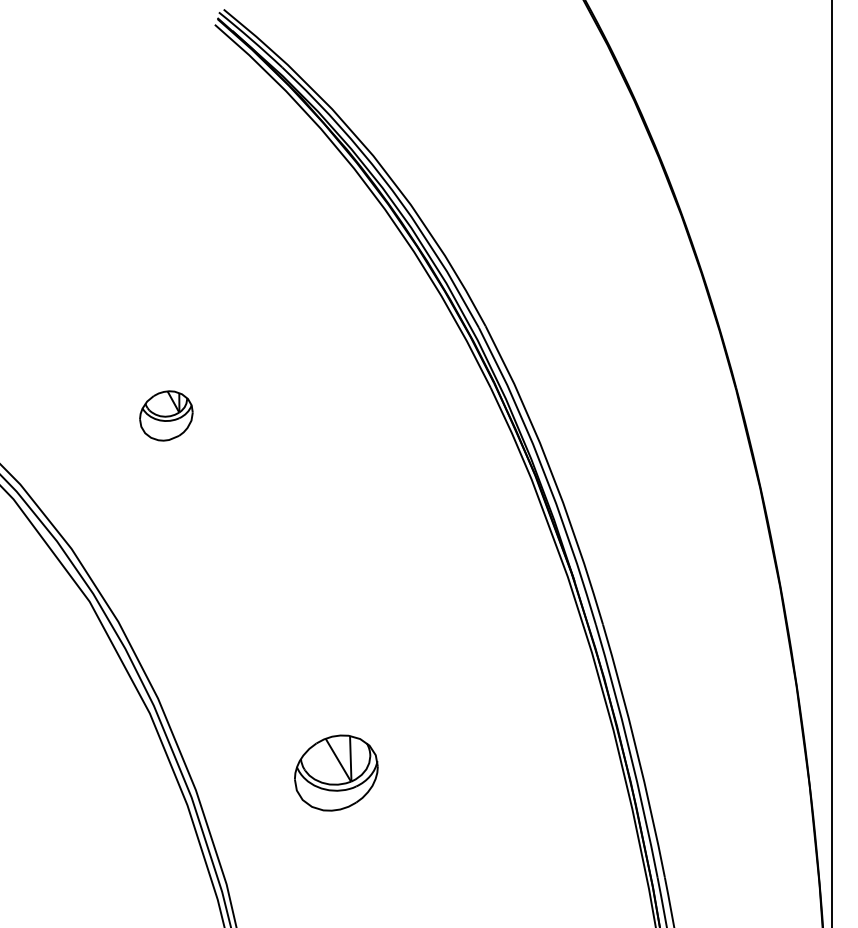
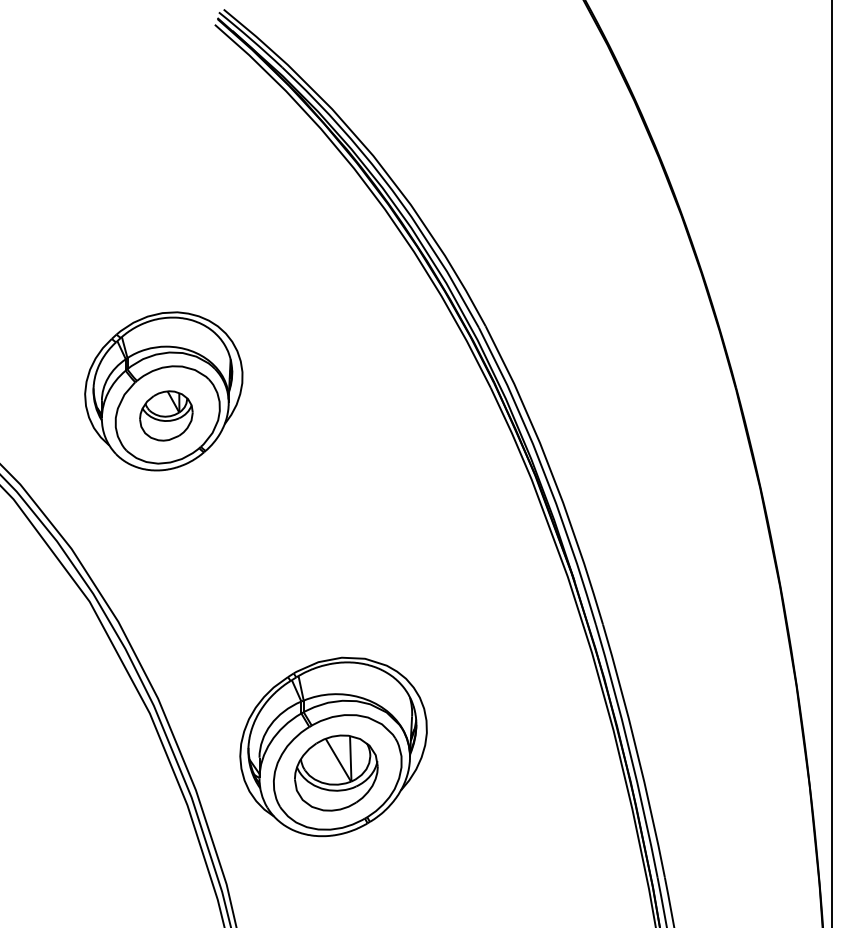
part: none -> present (163, 391)
part: none -> present (333, 746)
